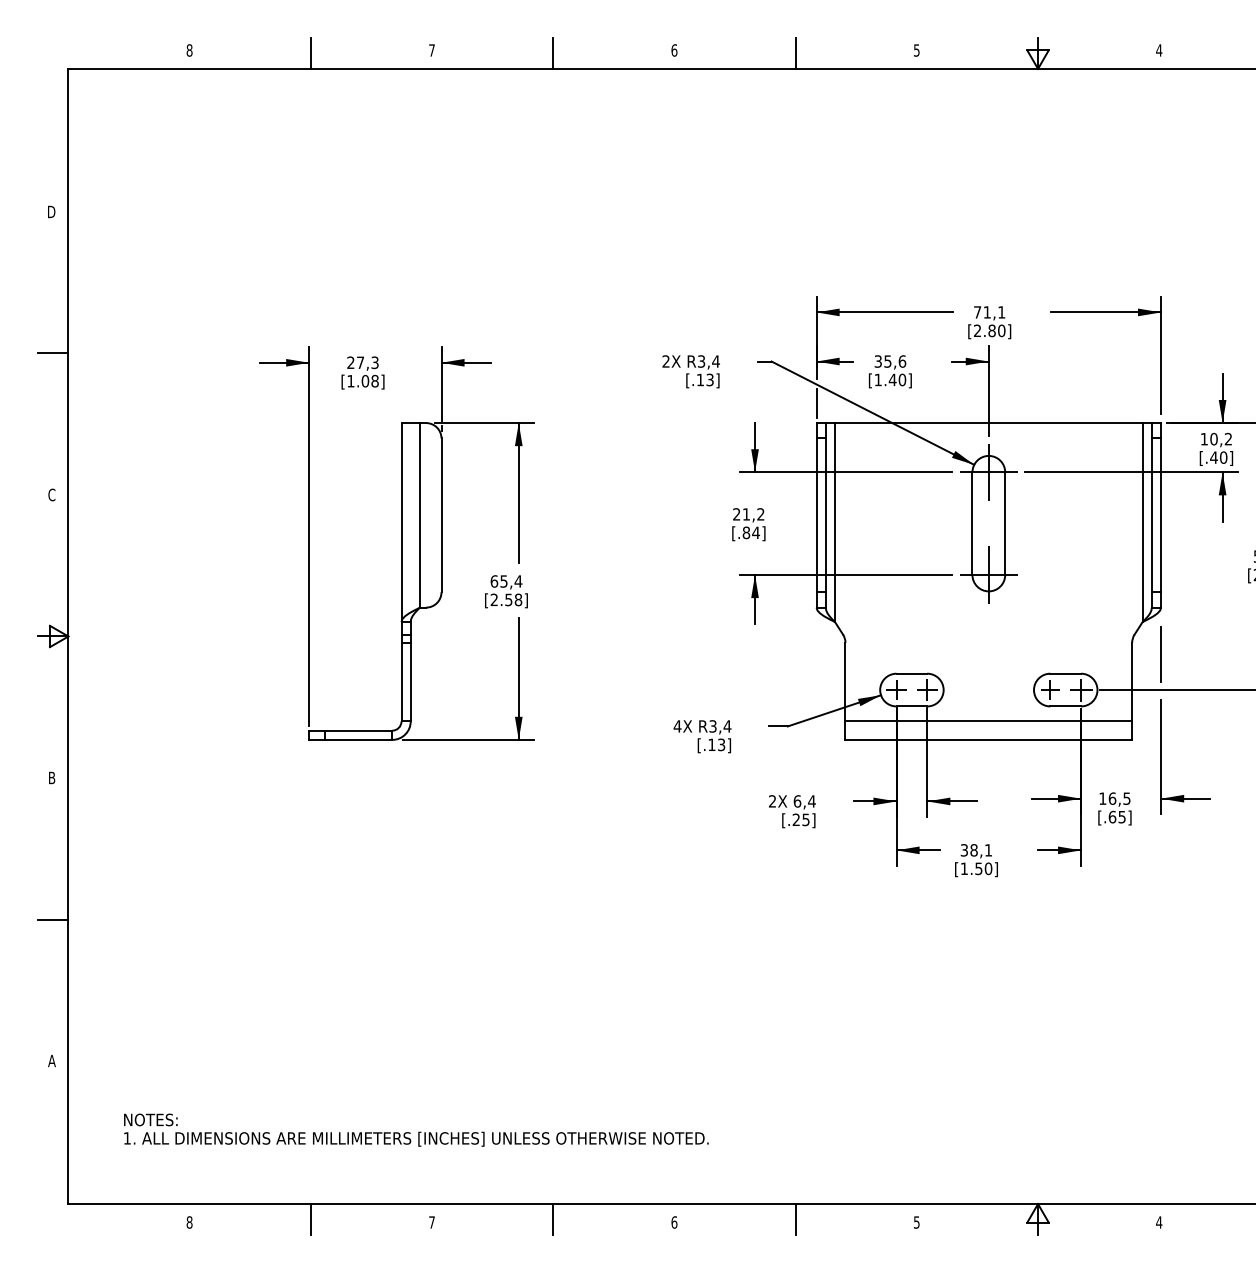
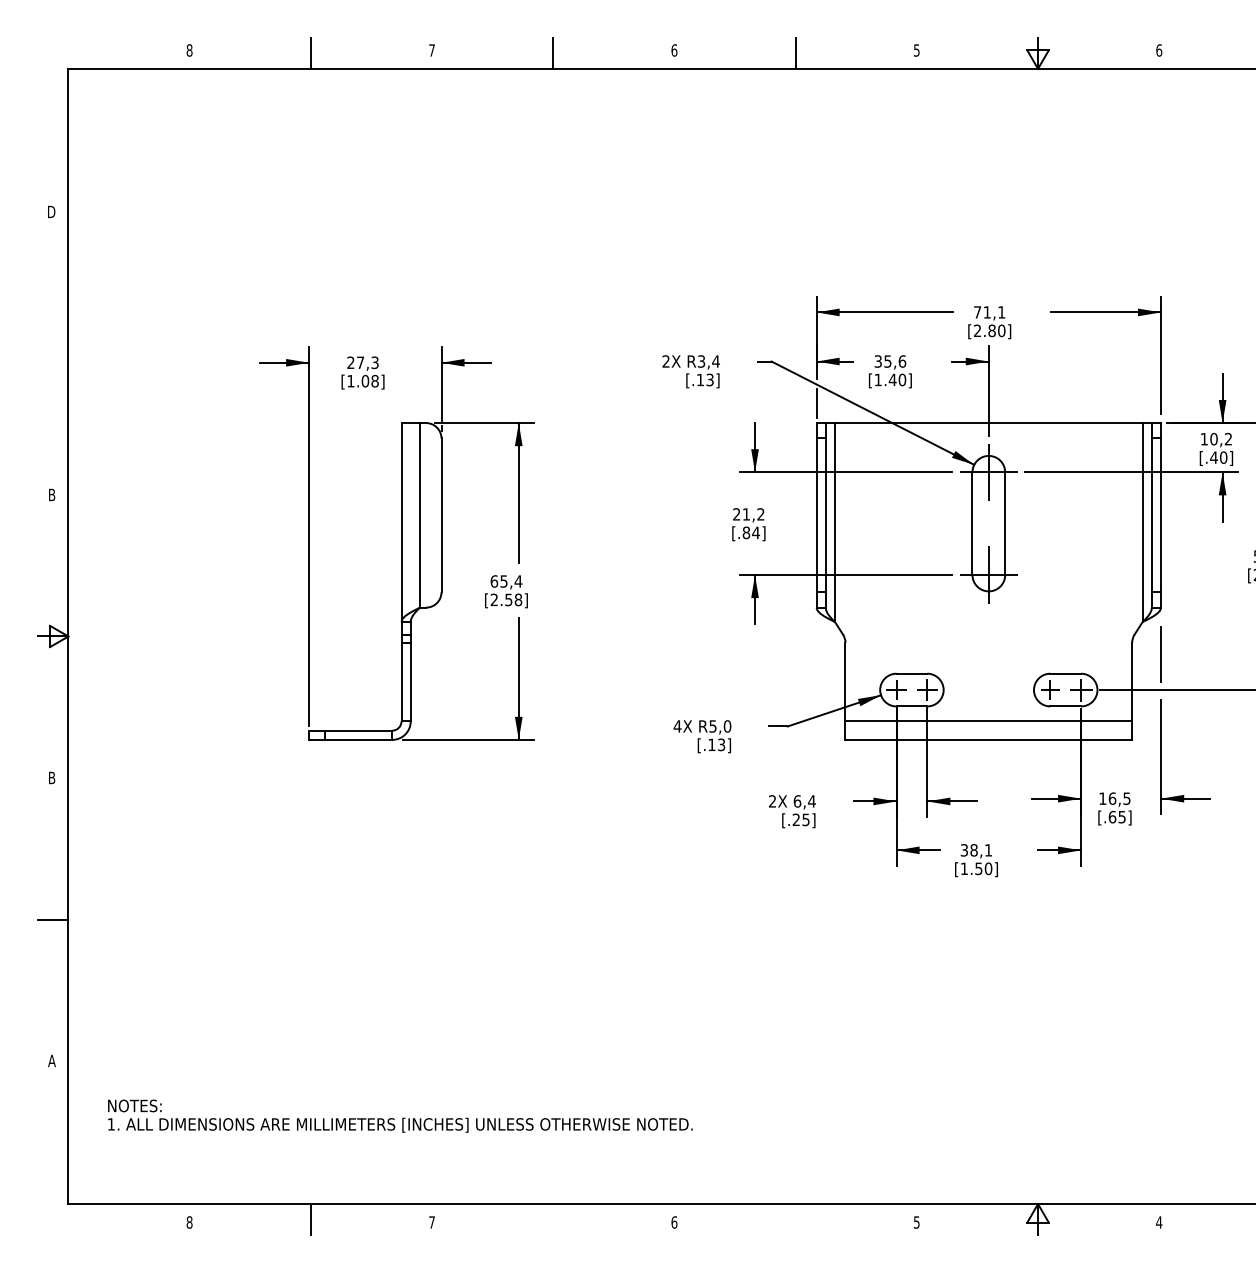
text: 4 -> 6 (1159, 50)
line: present -> none (52, 353)
text: C -> B (51, 494)
text: R3,4 -> R5,0 (720, 726)
text position: (416, 1129) -> (400, 1115) (400, 1115)
line: present -> none (553, 1219)
line: present -> none (795, 1219)
